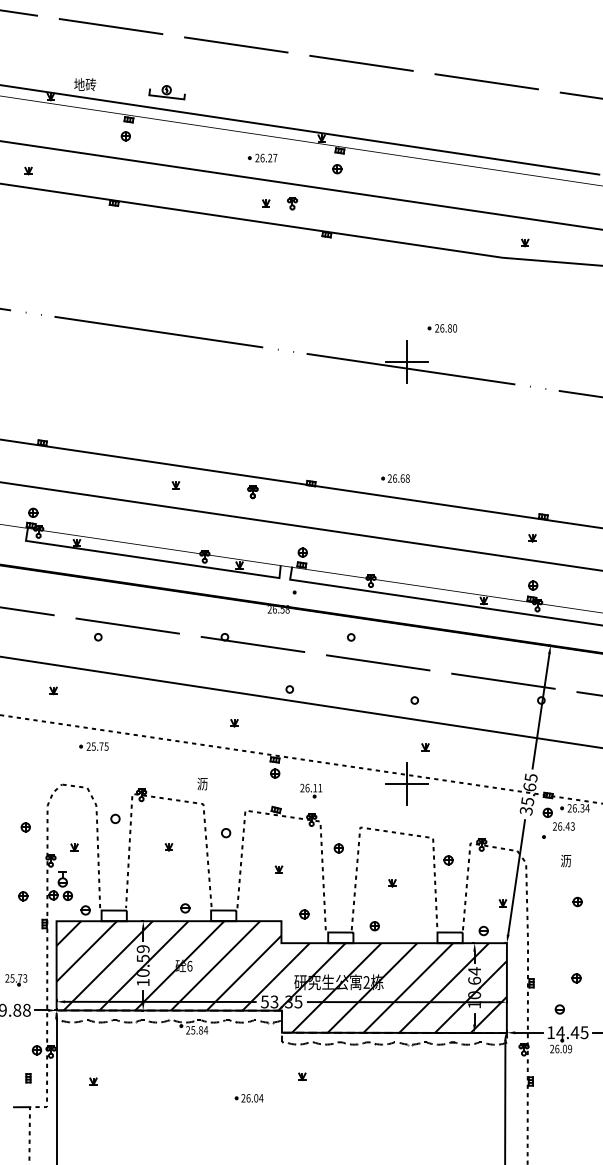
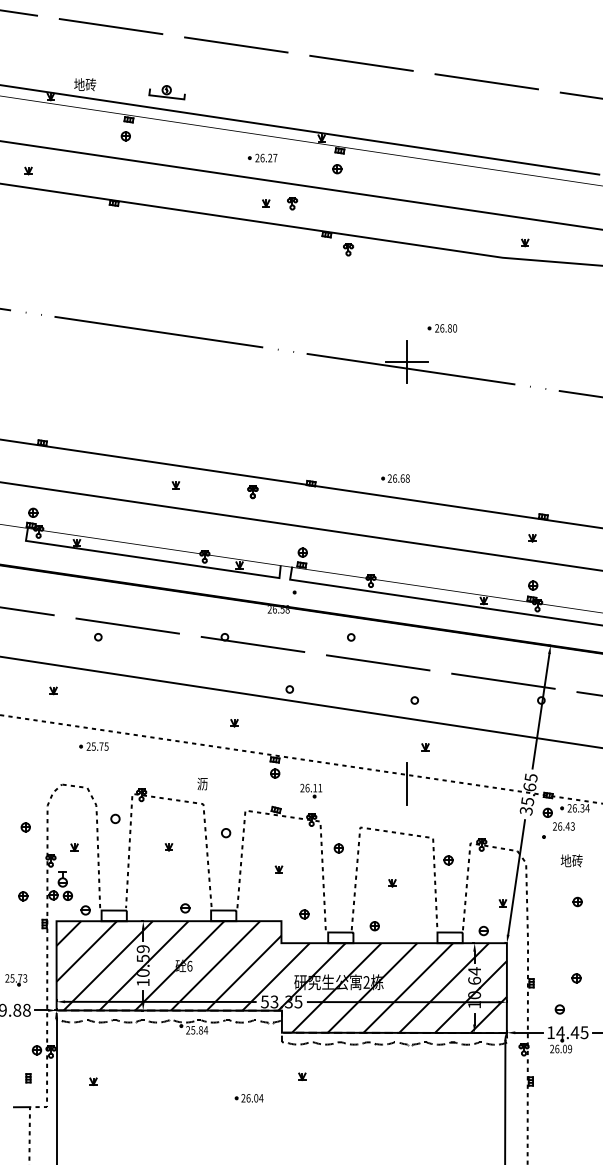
part: none -> present (348, 249)
line: present -> none (407, 783)
text: 沥 -> 地砖 (571, 860)
